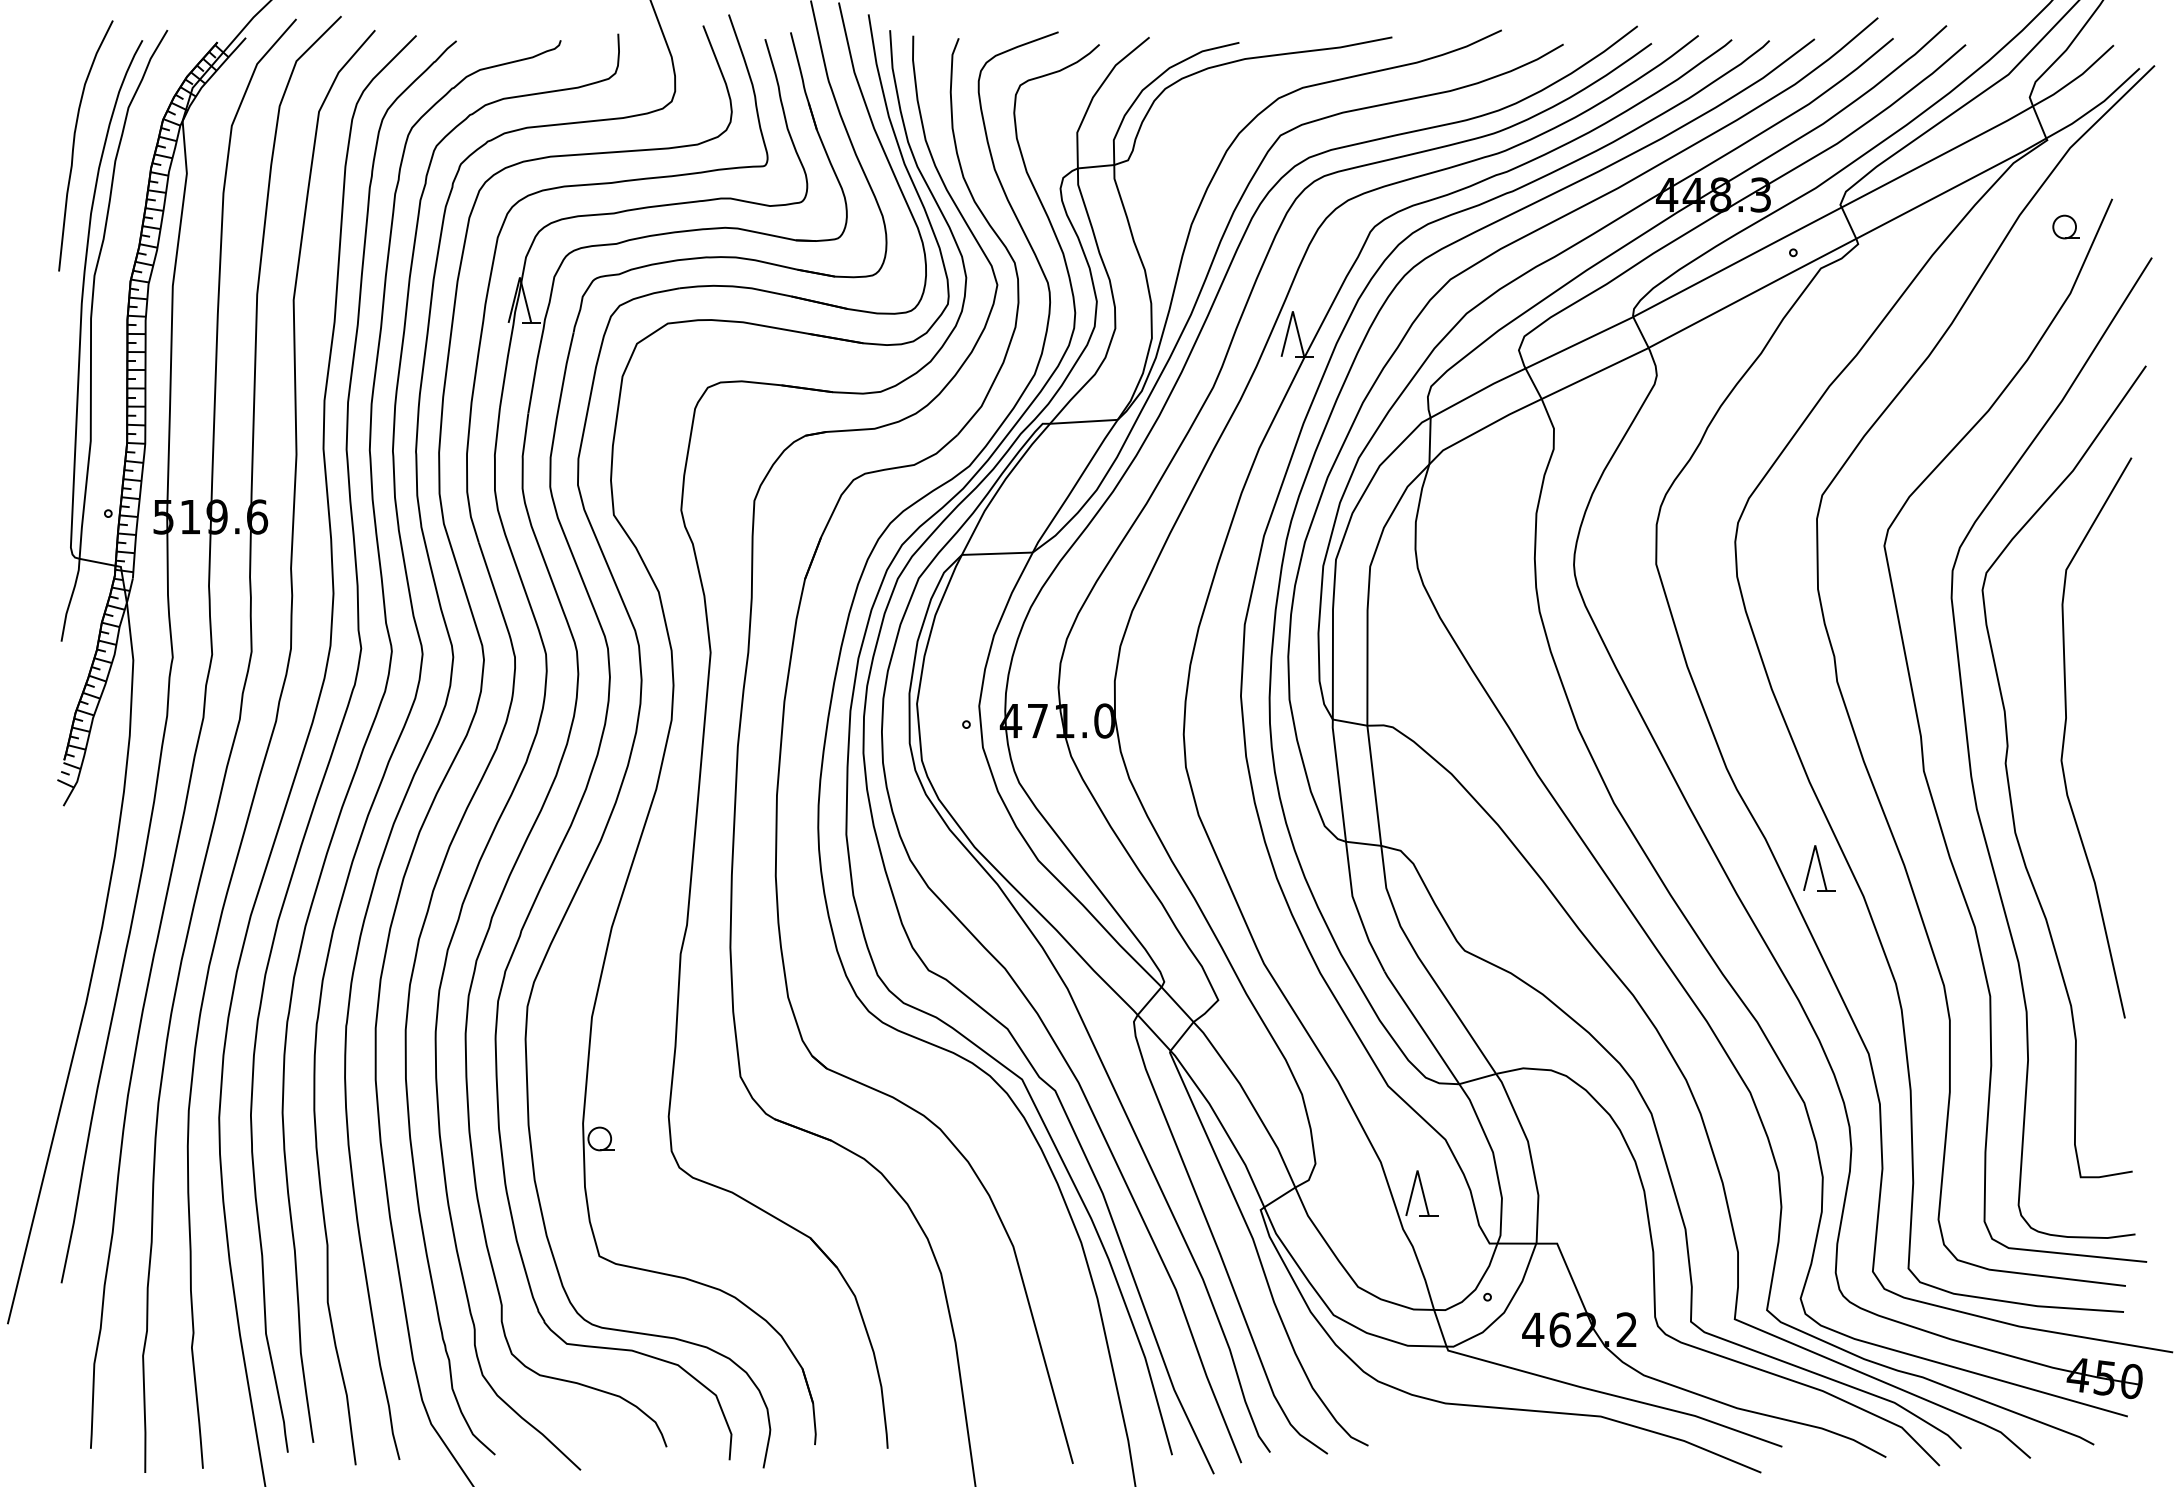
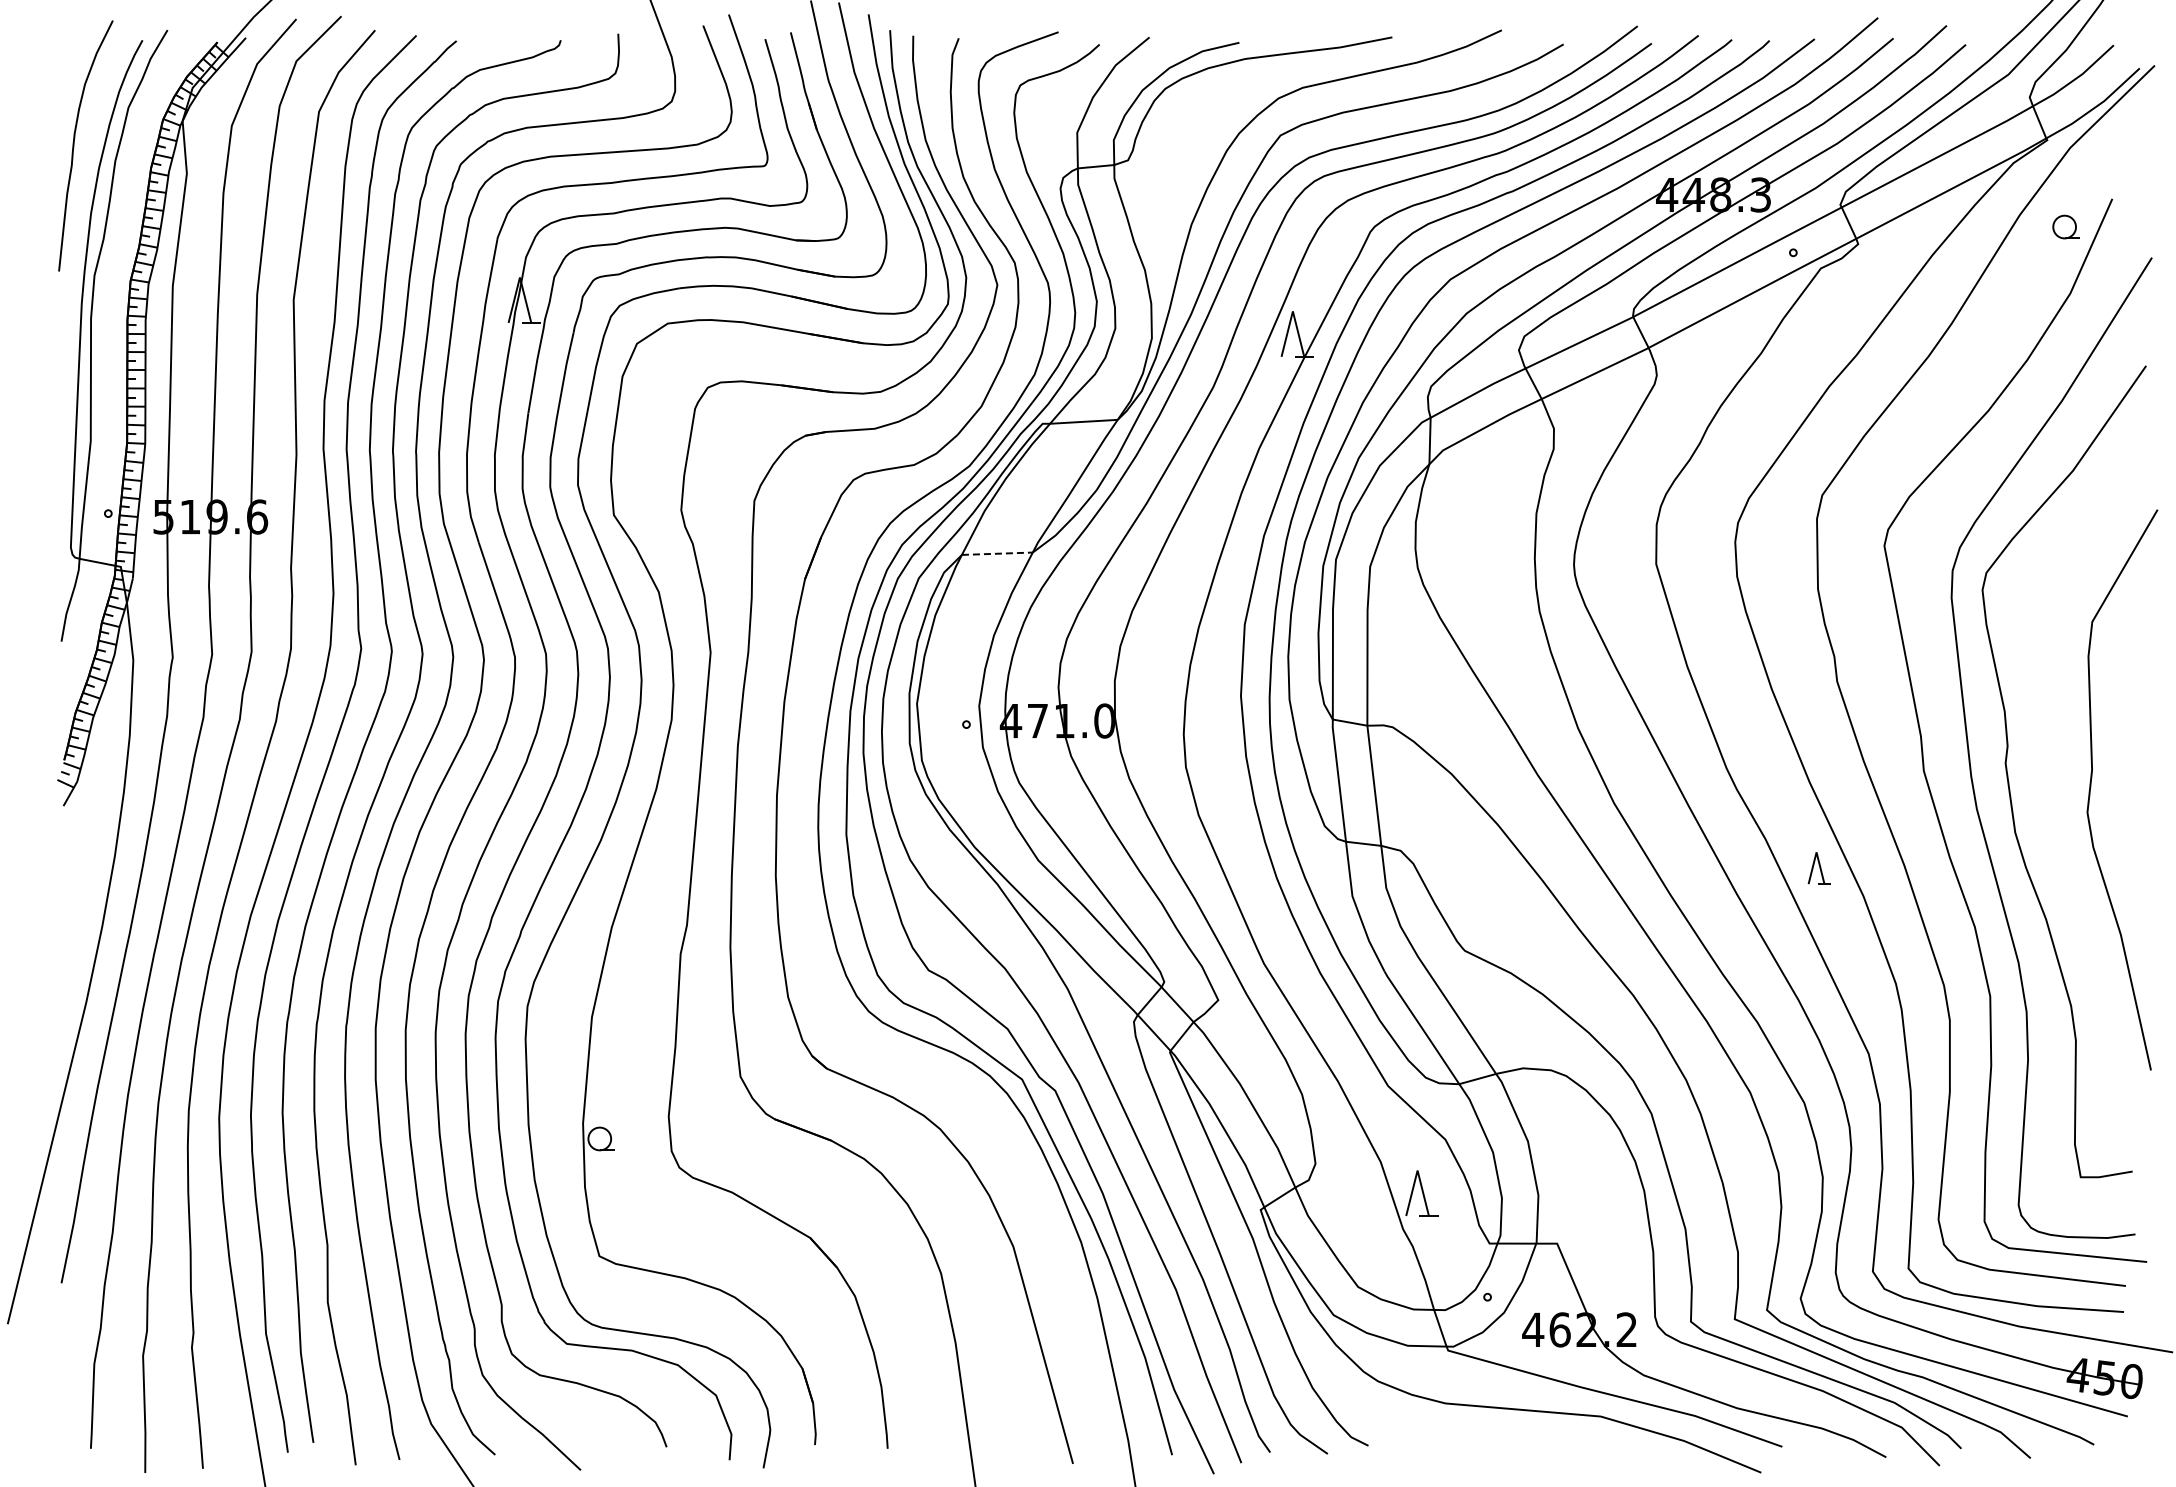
line: solid -> dashed (997, 553)
curve position: (2065, 735) -> (2091, 787) (2091, 787)
part size: 33x47 px -> 24x33 px (1818, 868)
